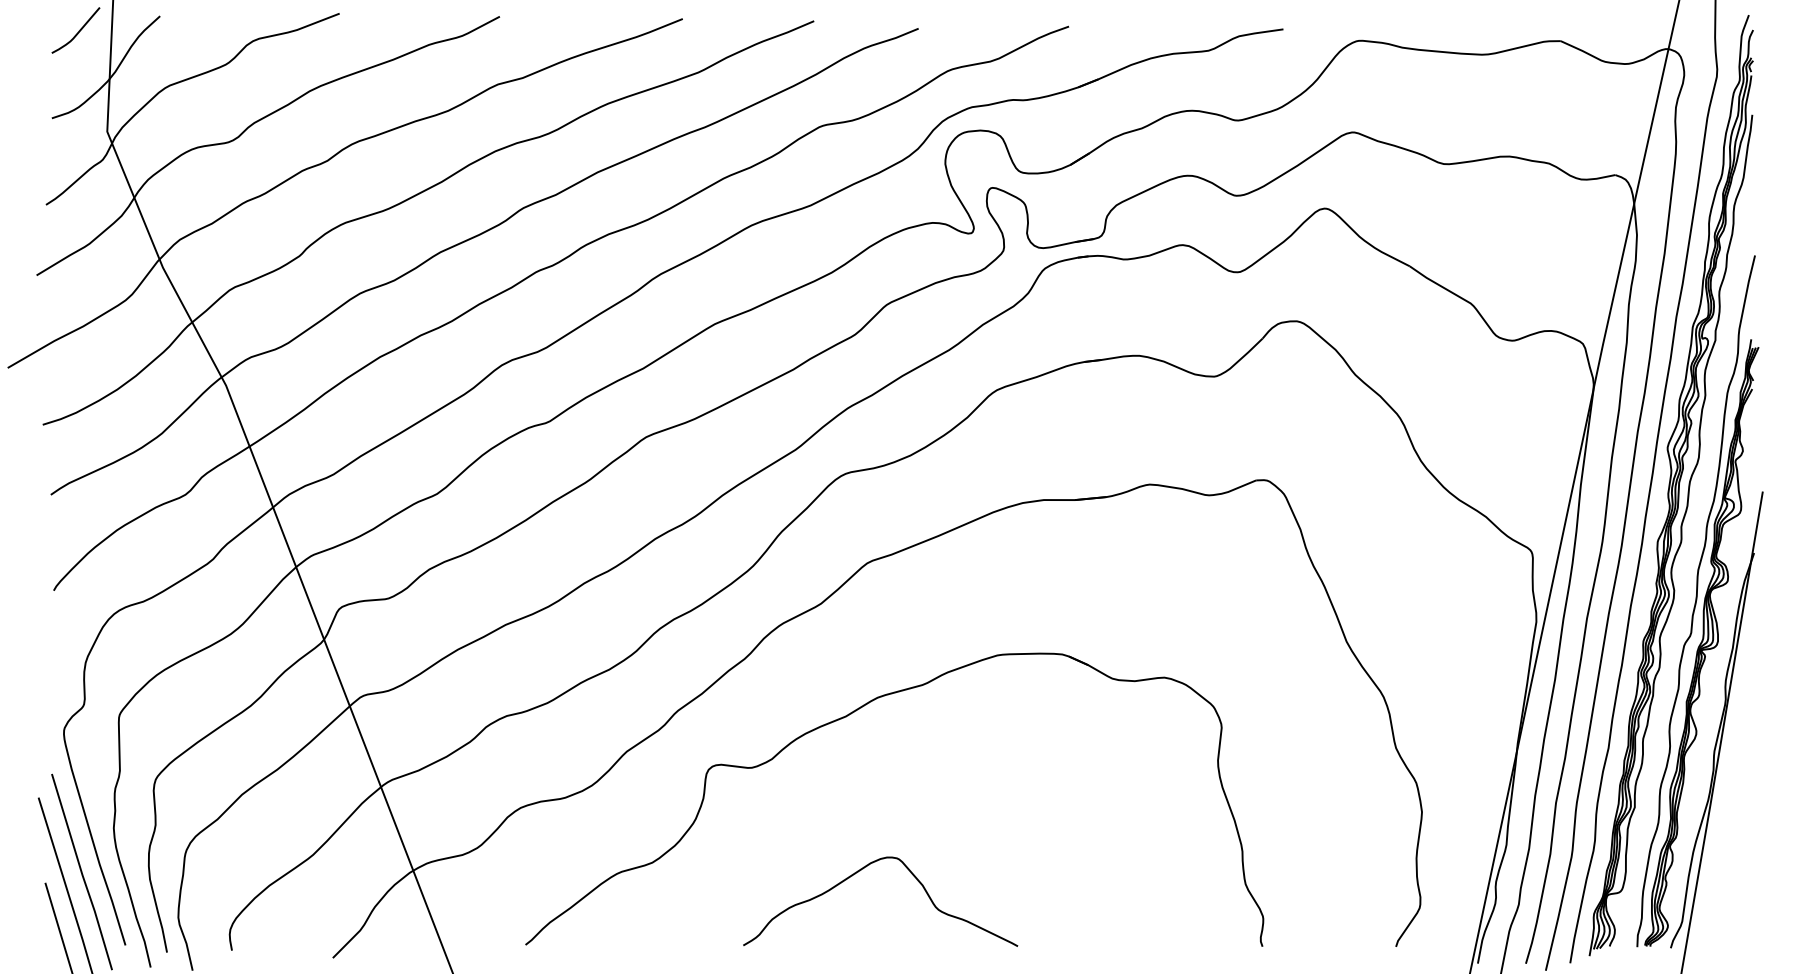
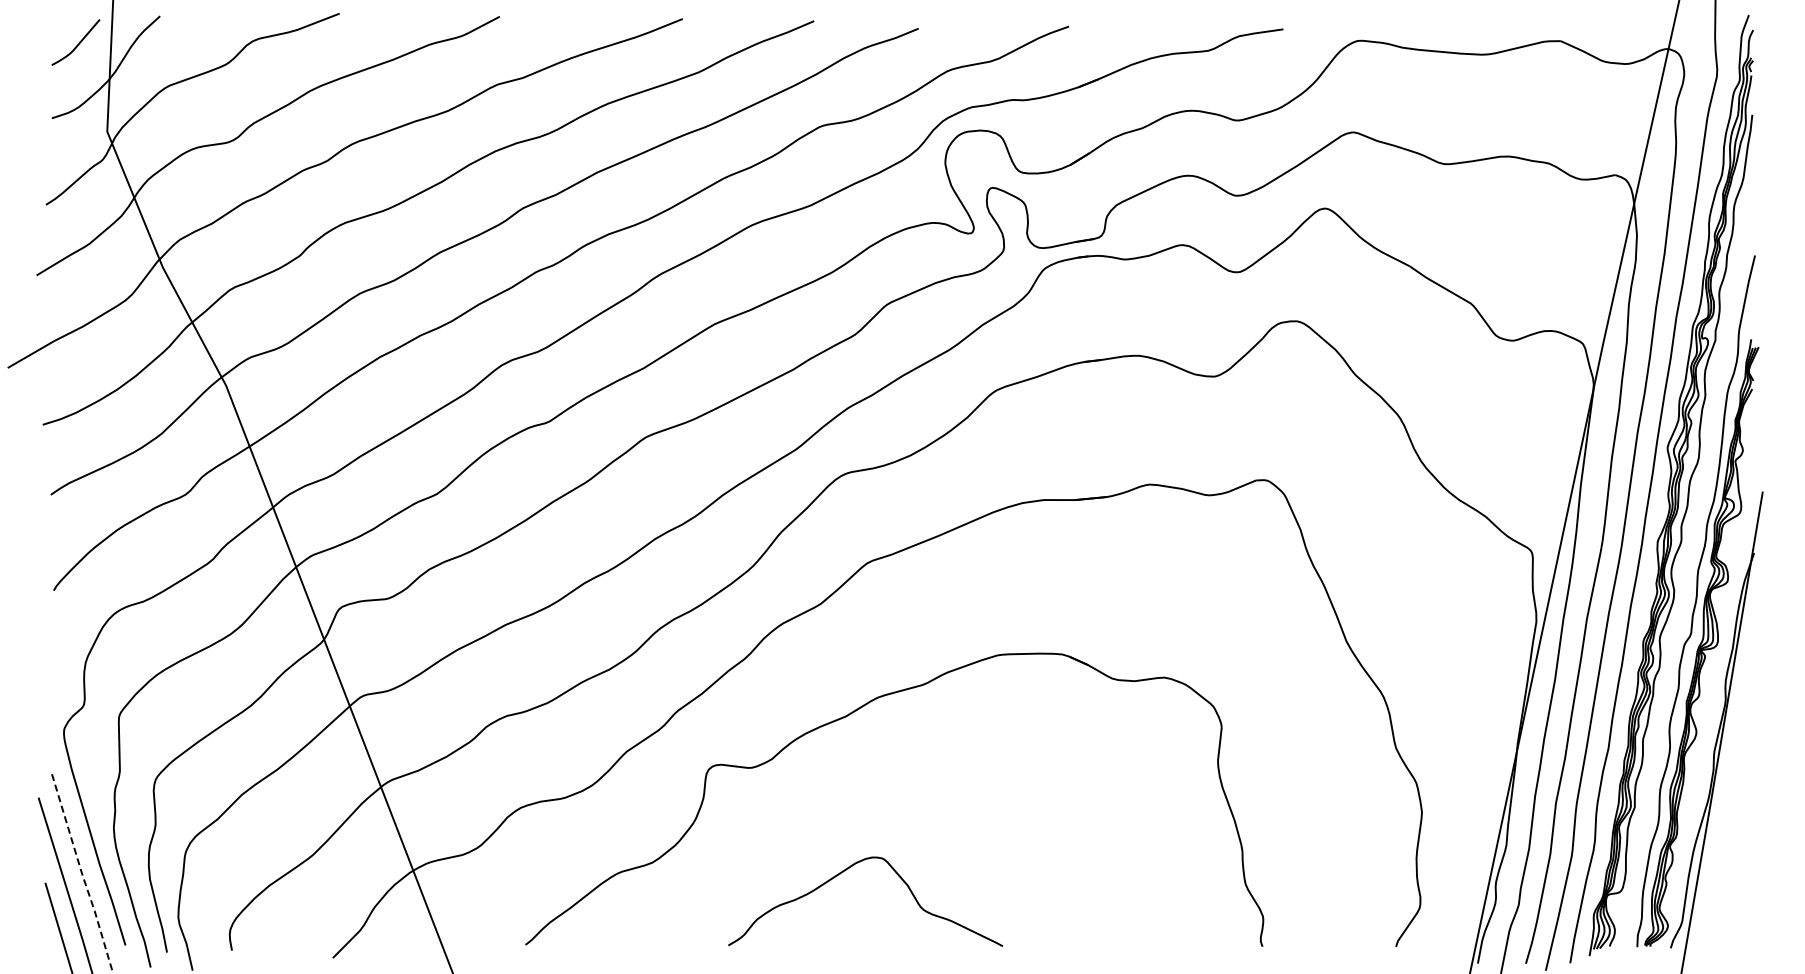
curve position: (77, 32) -> (77, 44) (77, 44)
curve position: (863, 869) -> (848, 869) (848, 869)
line: solid -> dashed (81, 873)
